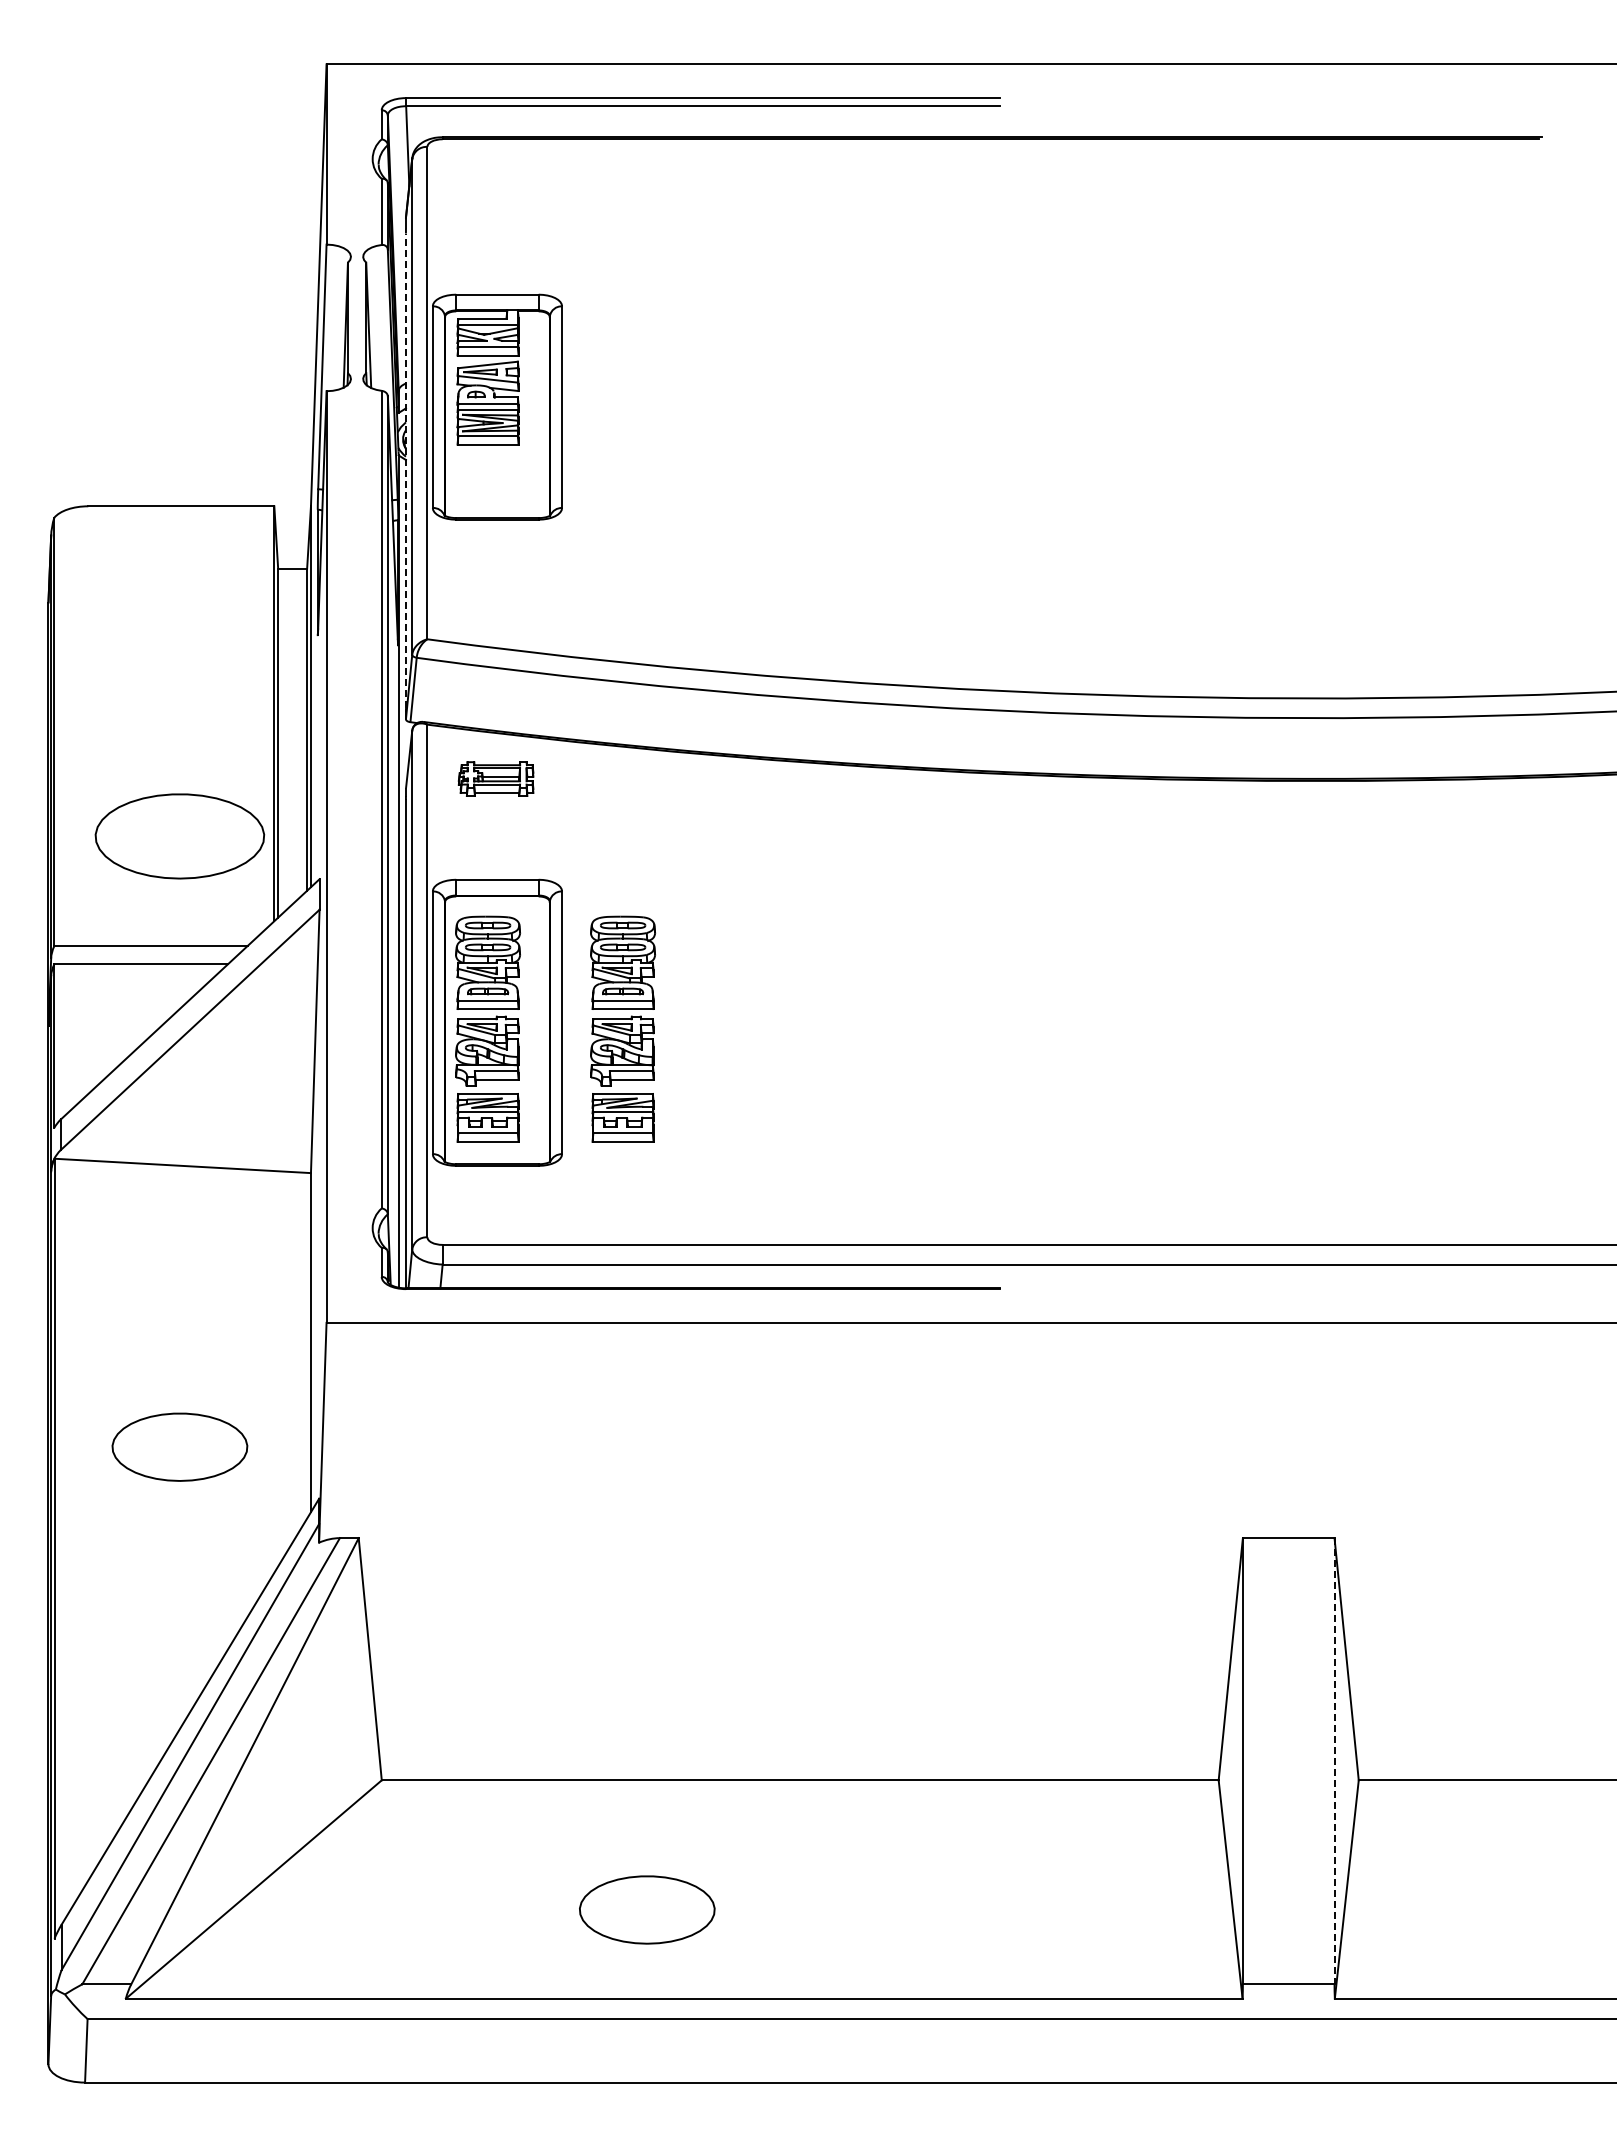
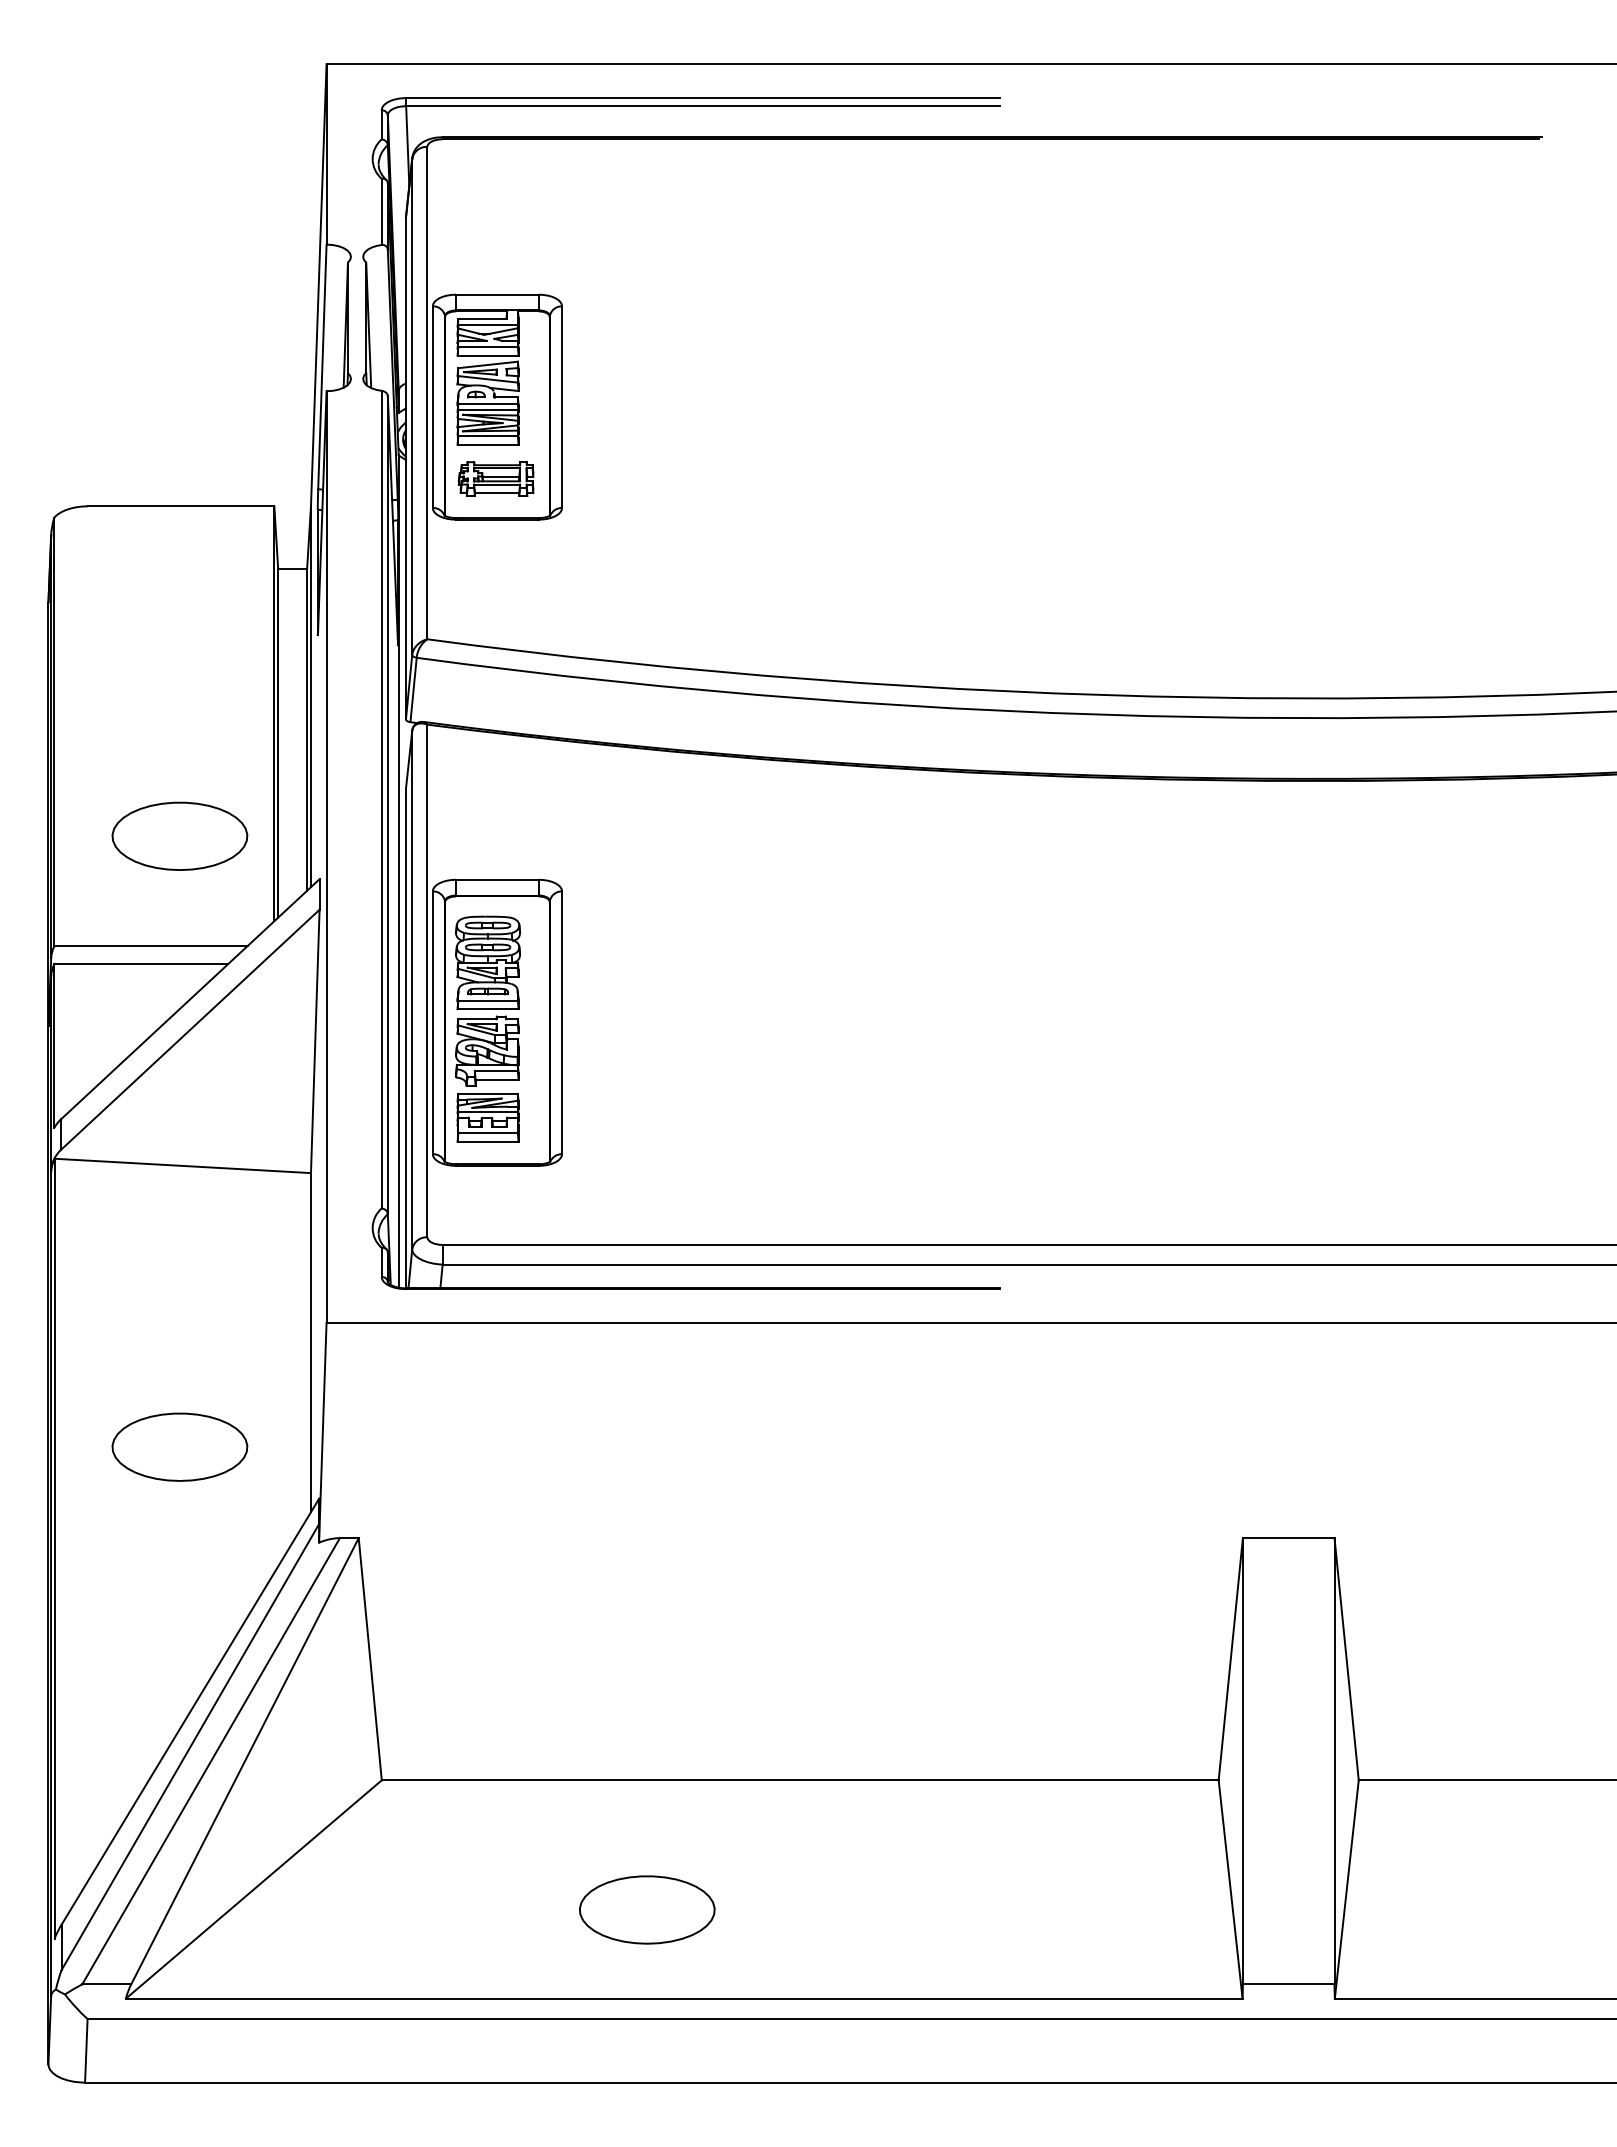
line: dashed -> solid (405, 470)
part position: (495, 778) -> (495, 478) (495, 478)
part size: 172x87 px -> 138x70 px (179, 835)
part: present -> none (622, 1028)
line: dashed -> solid (1334, 1761)
